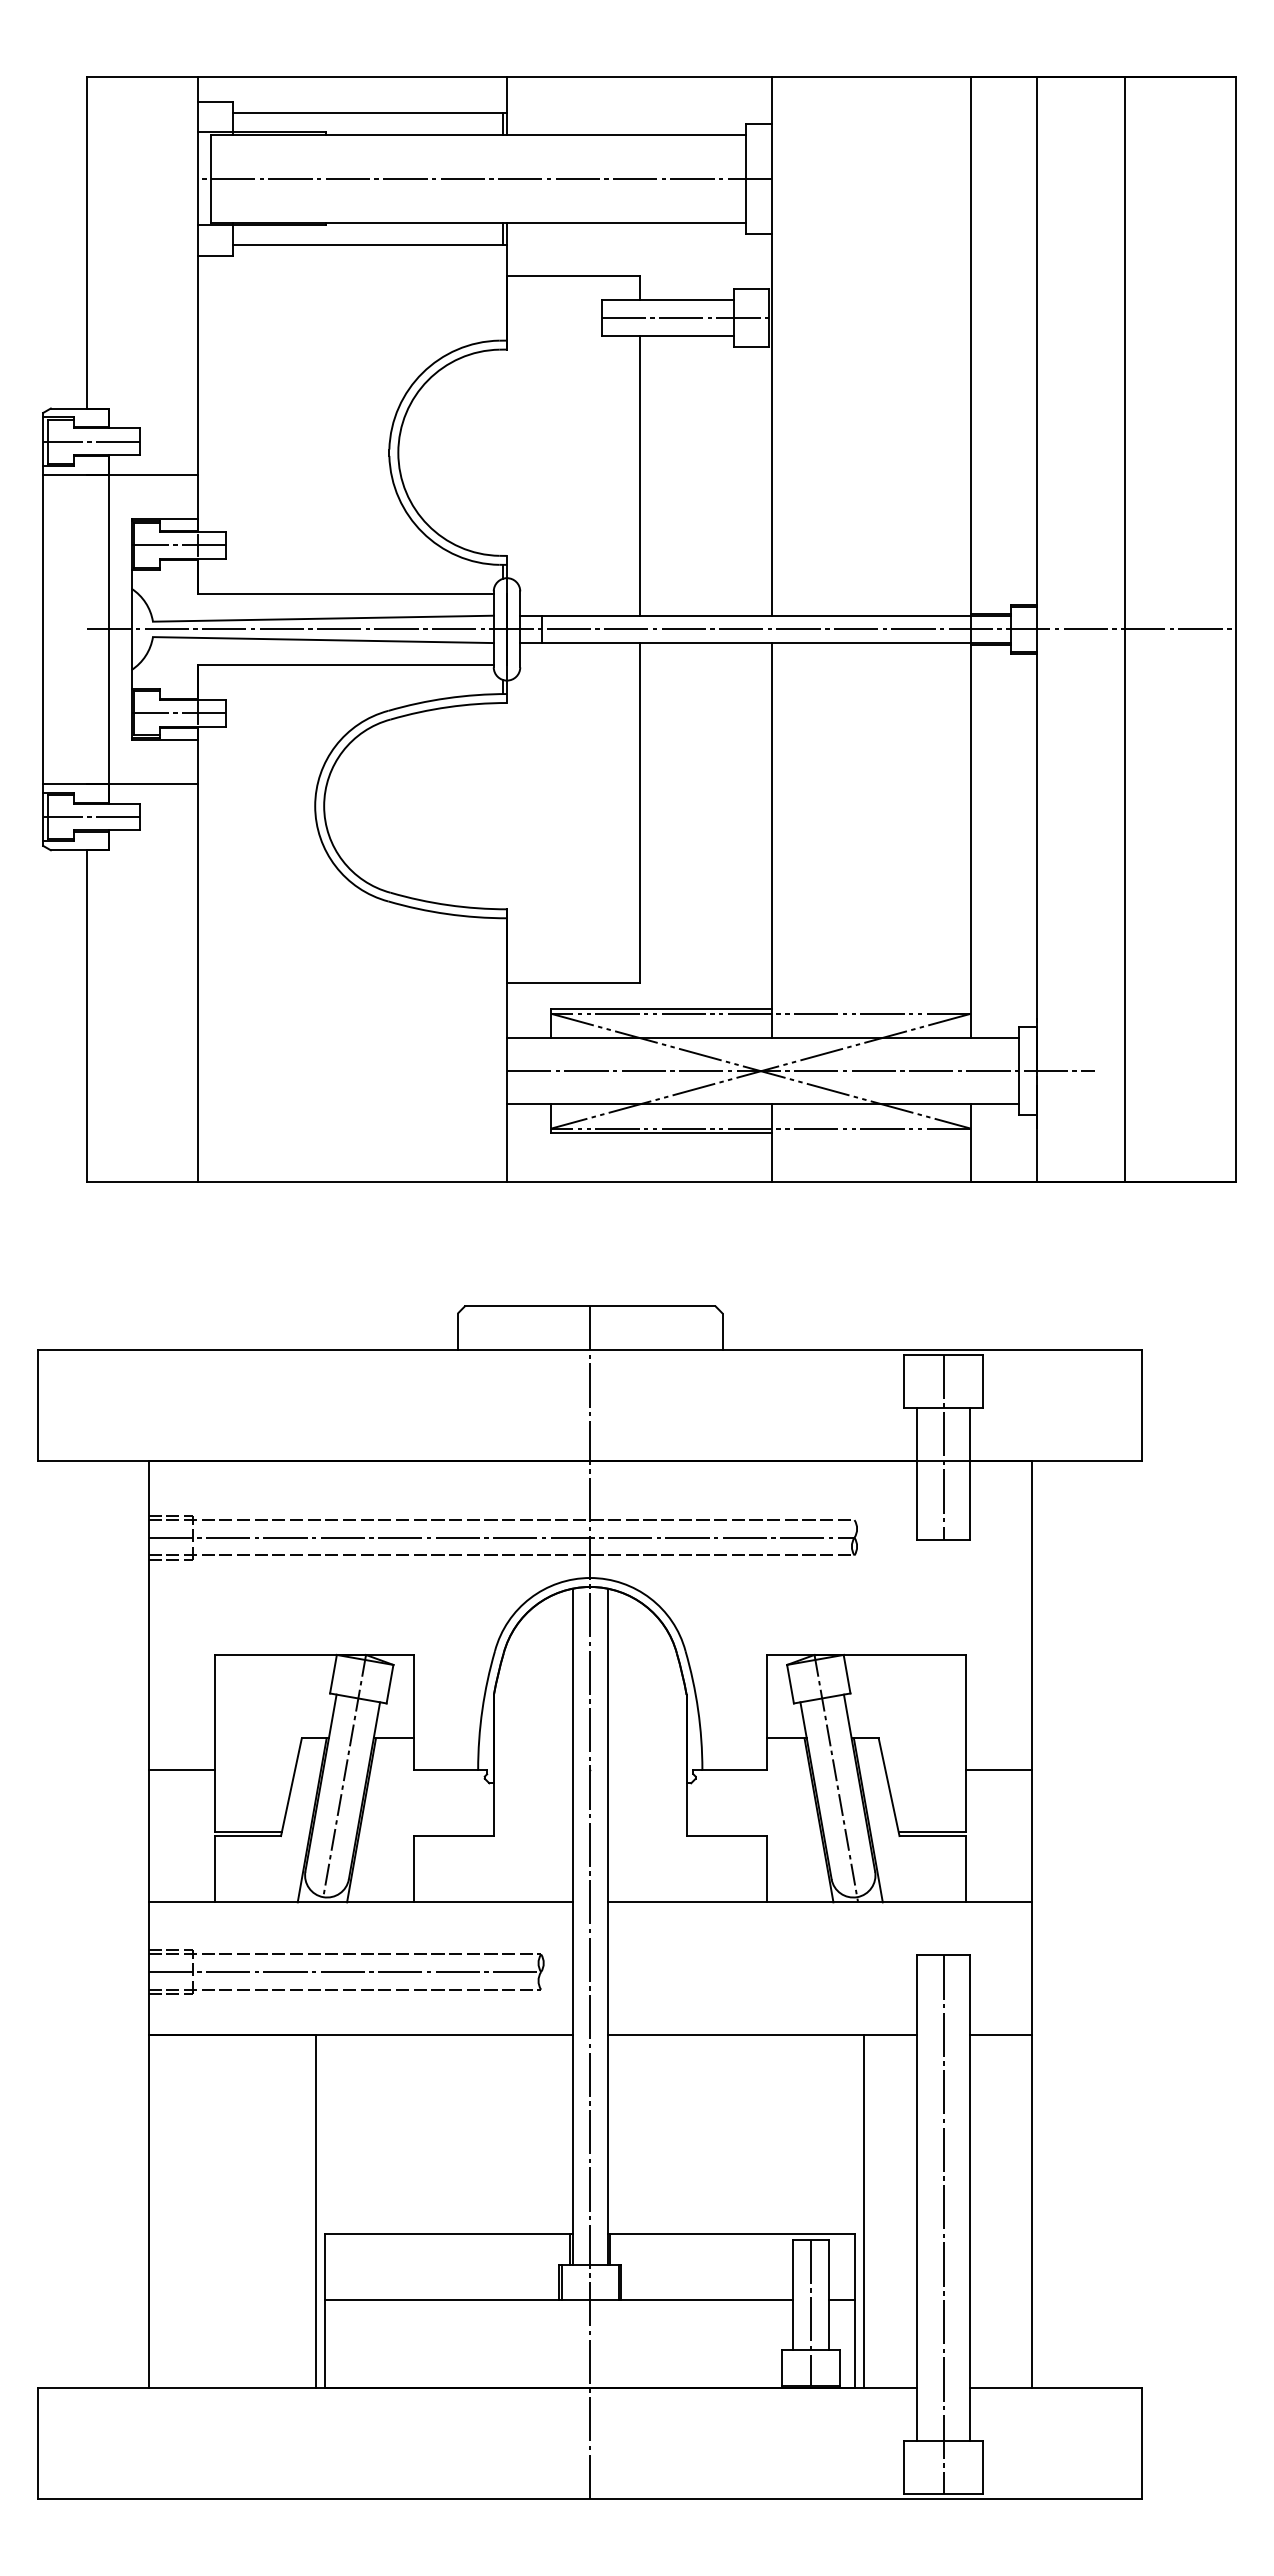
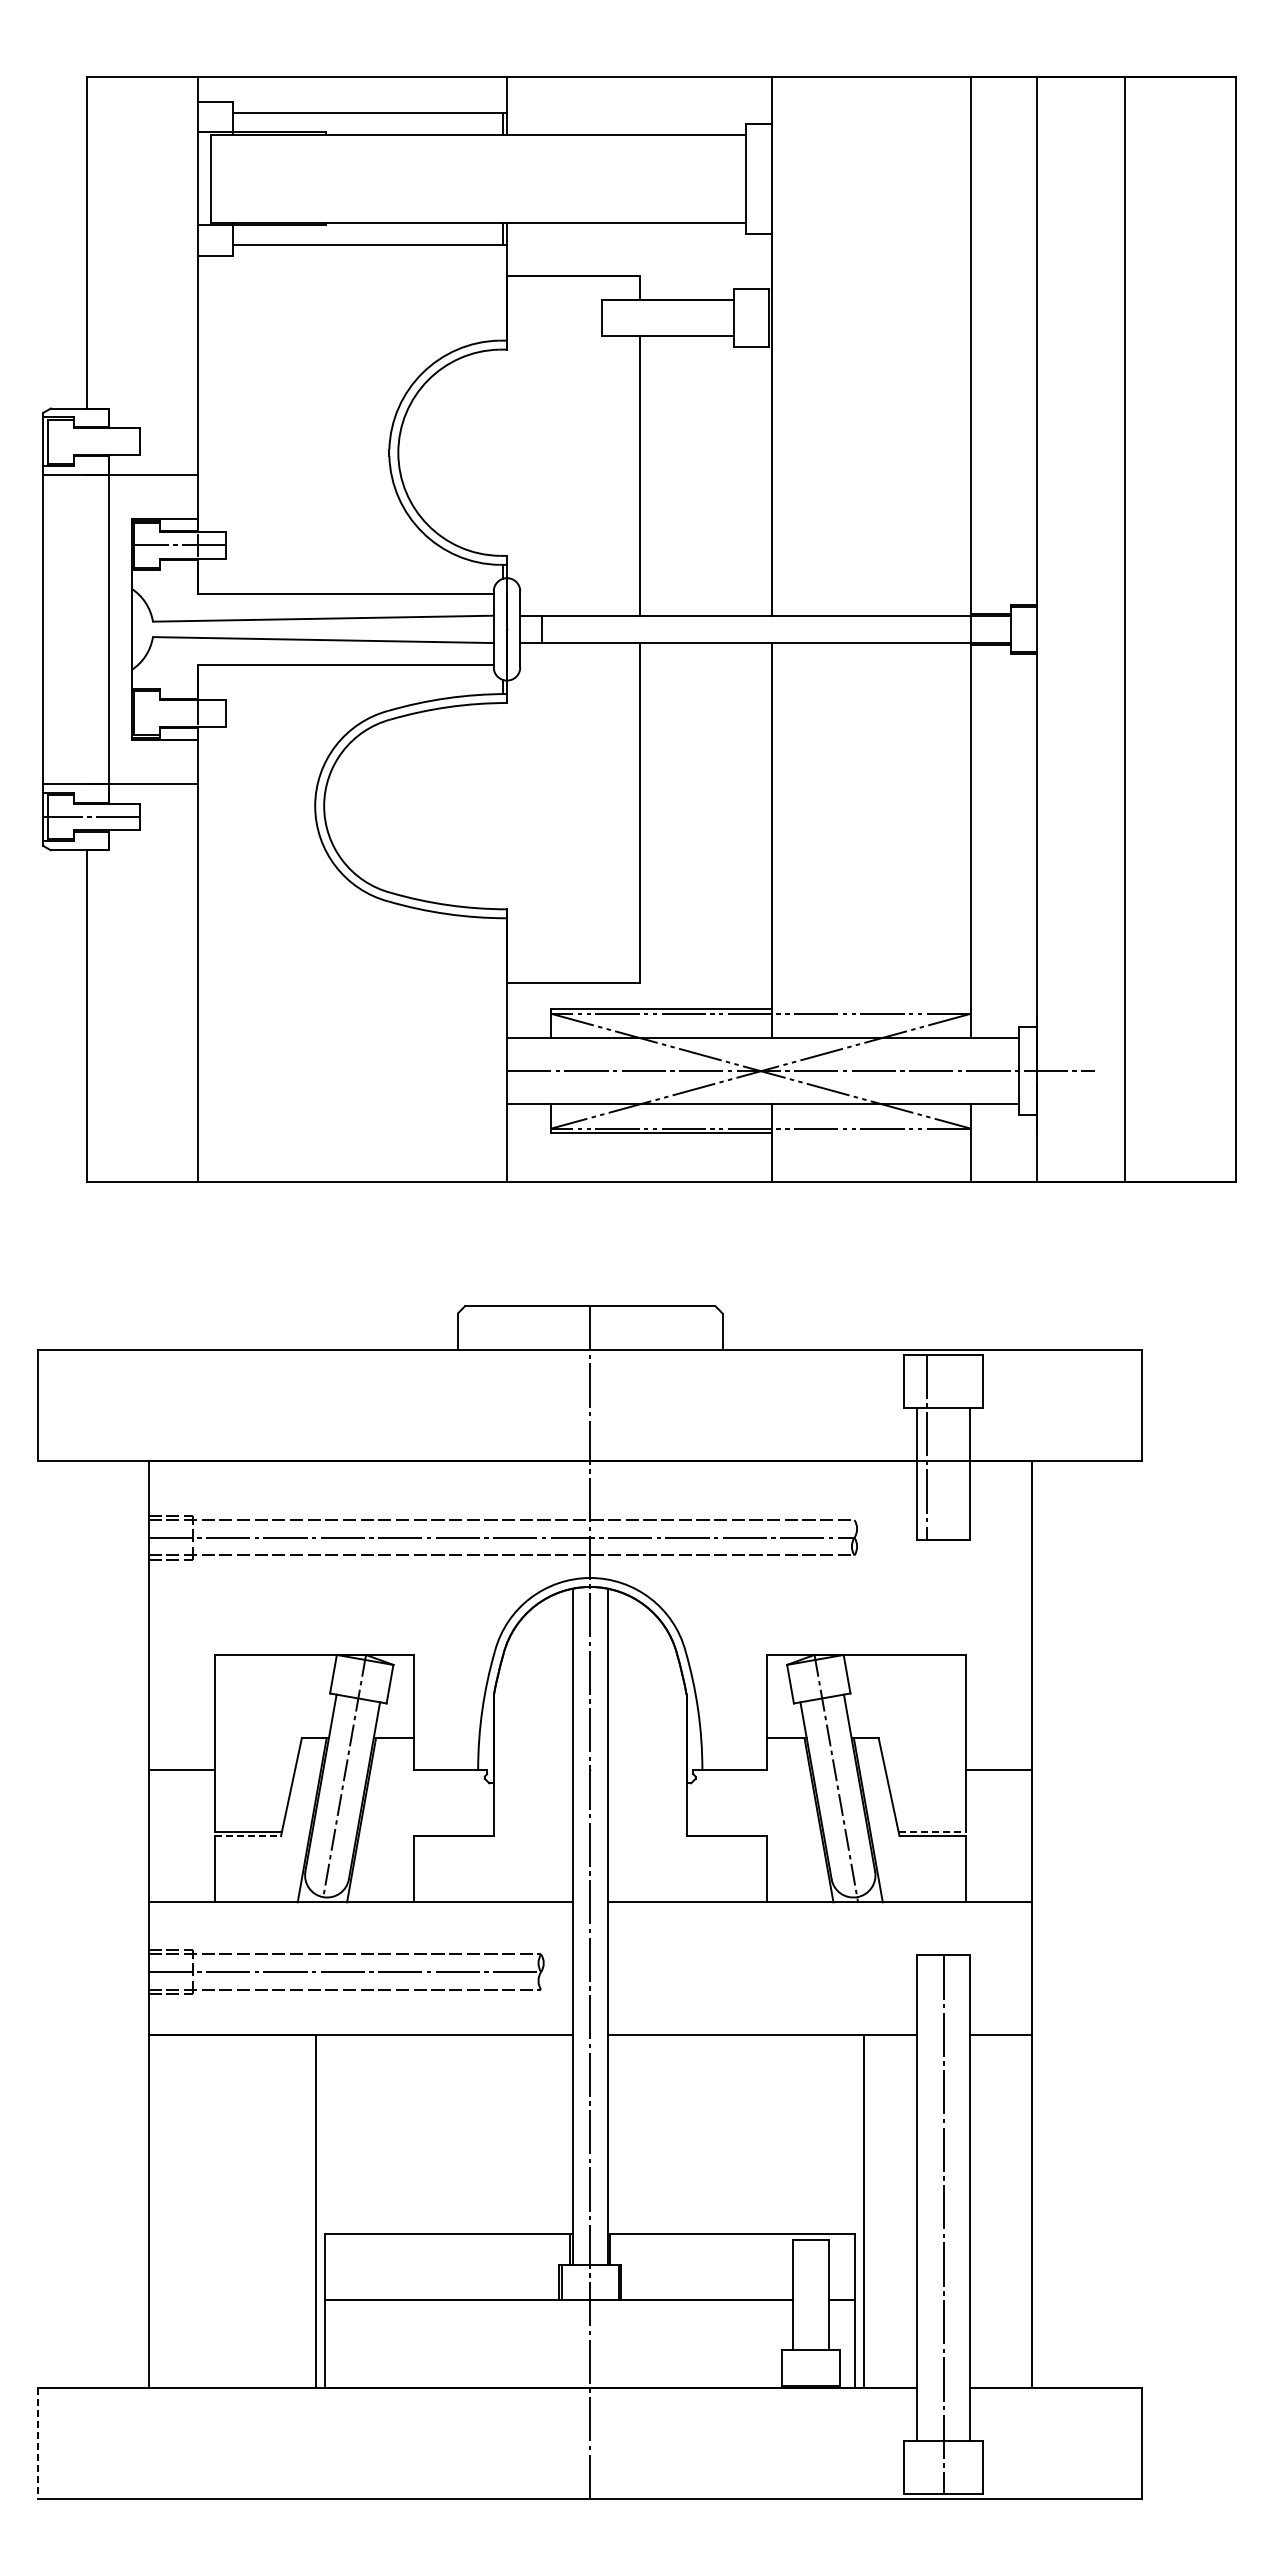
line: present -> none (484, 178)
line: present -> none (685, 317)
line: present -> none (91, 441)
line: present -> none (661, 629)
line: present -> none (178, 713)
line position: (943, 1447) -> (926, 1447) (926, 1447)
line: solid -> dashed (932, 1831)
line: solid -> dashed (248, 1836)
line: present -> none (811, 2312)
line: solid -> dashed (38, 2443)
